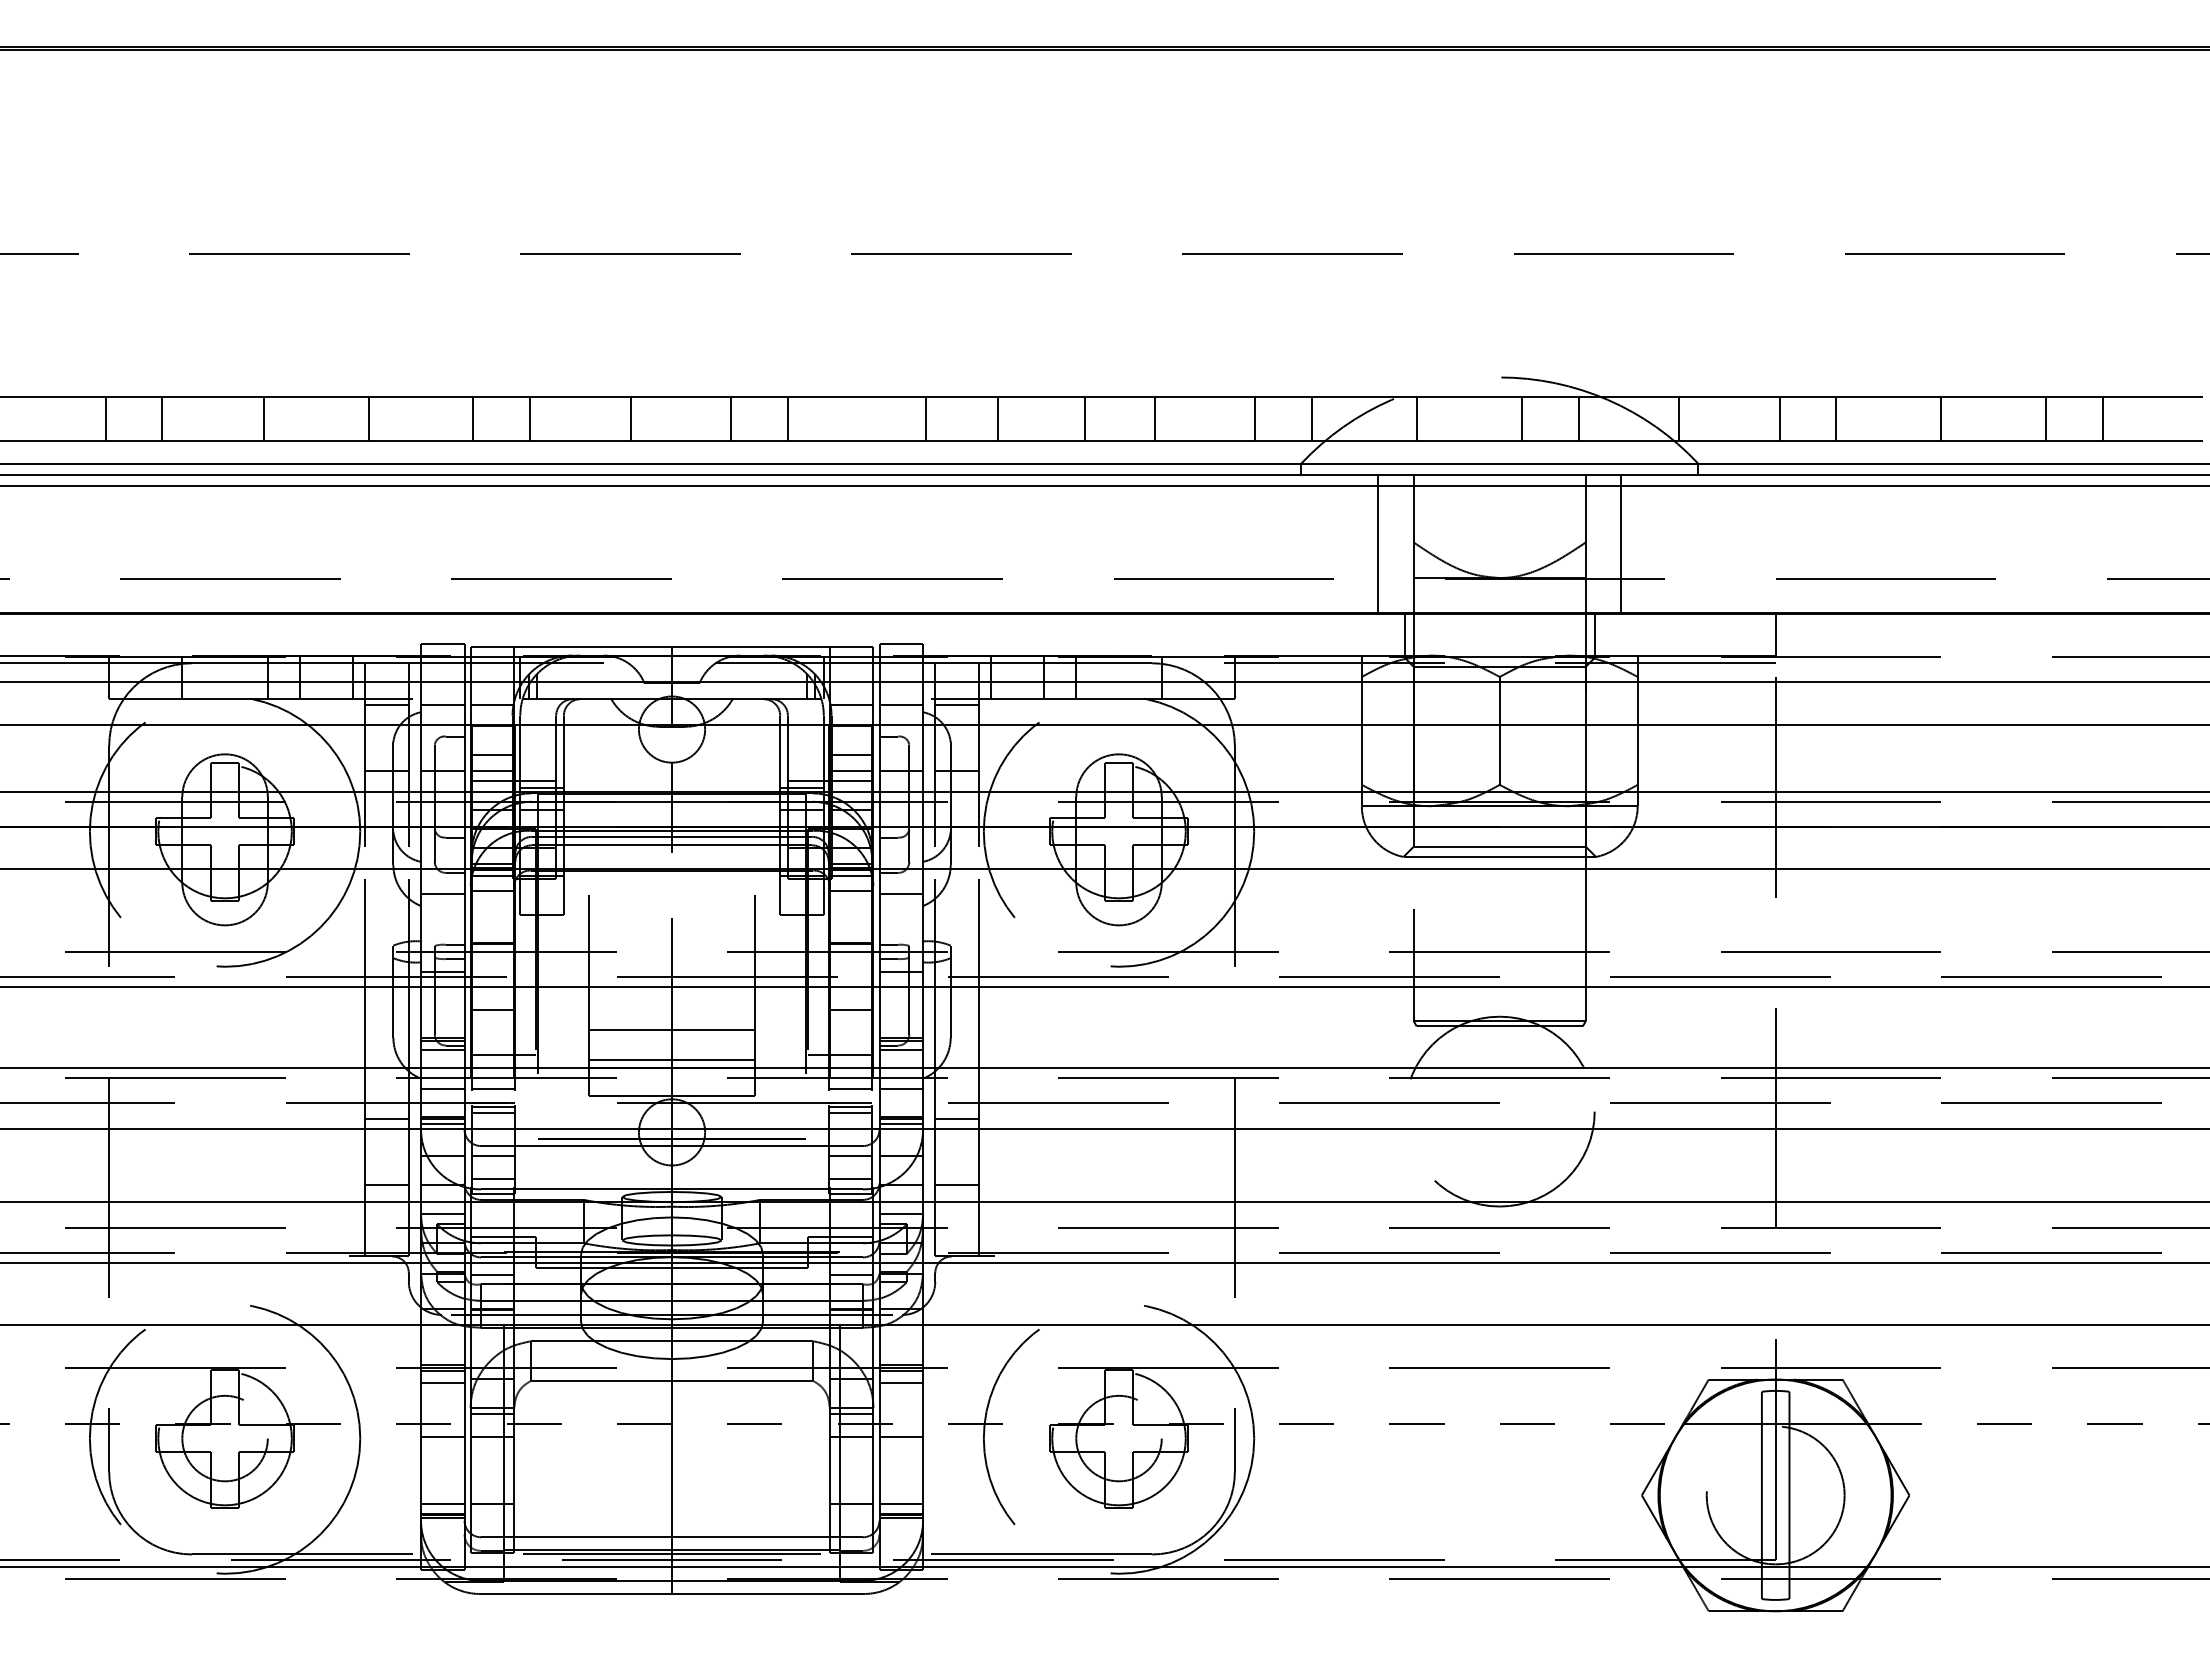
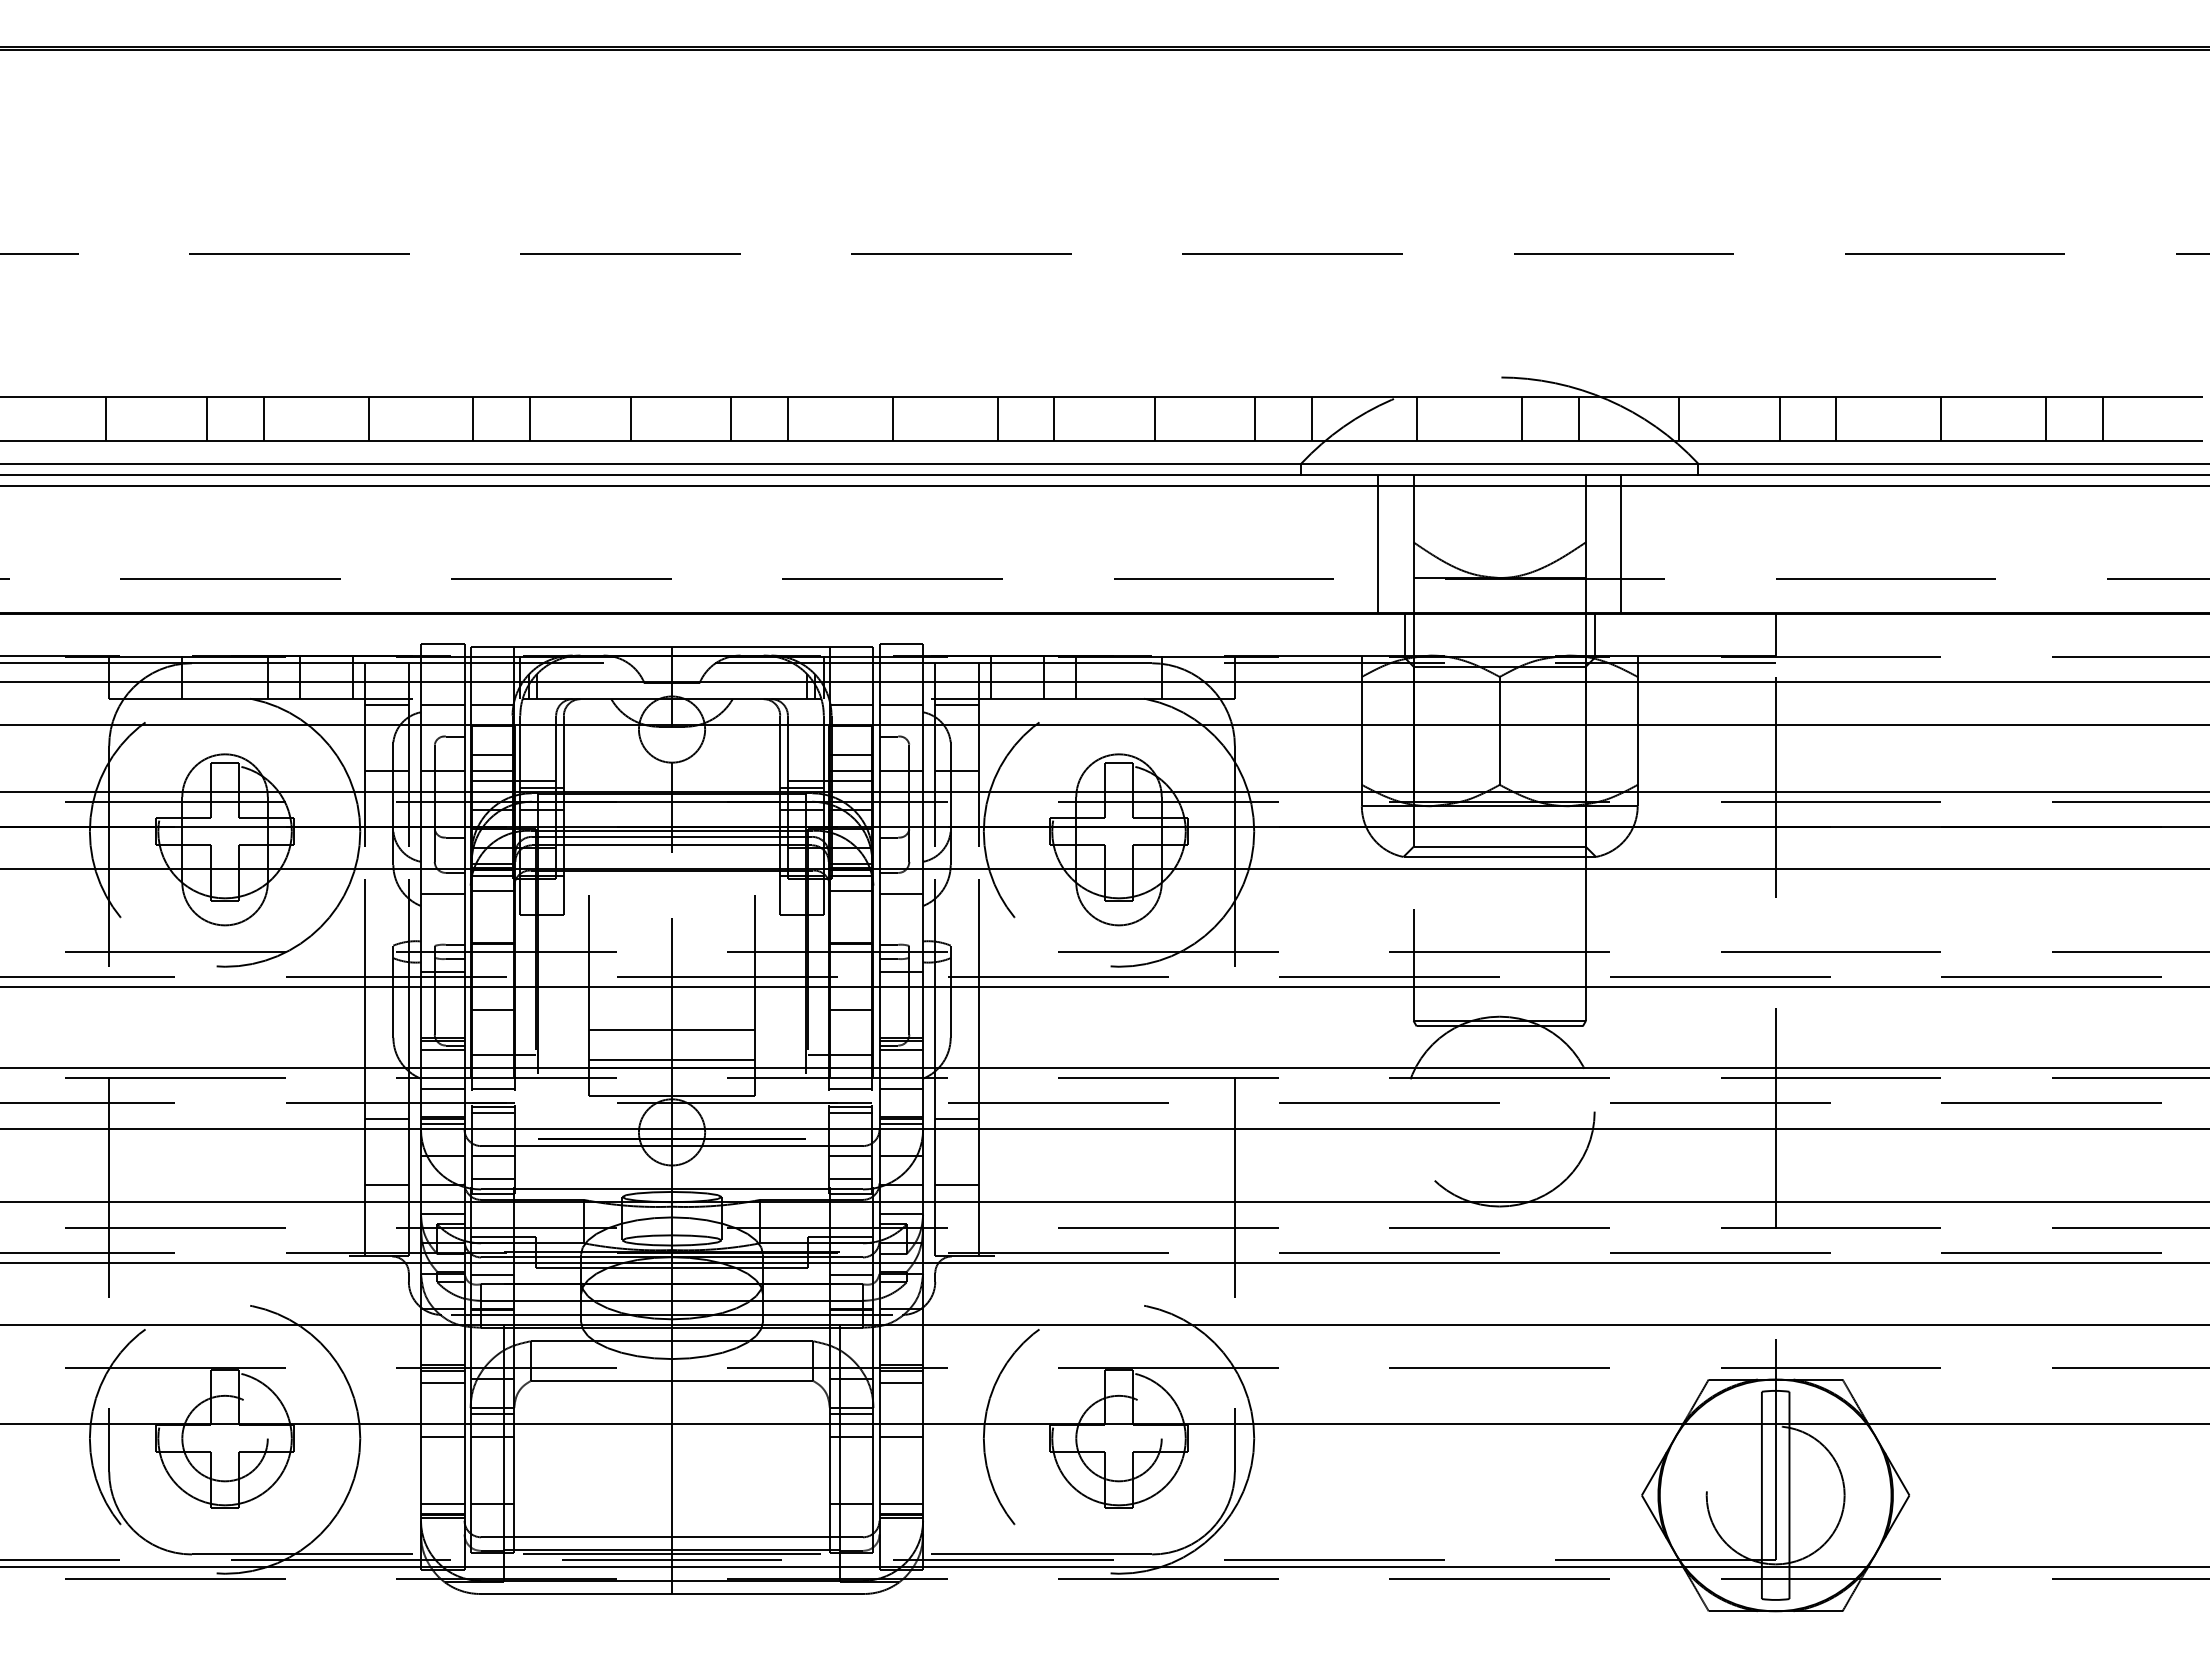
line position: (161, 419) -> (206, 419) (206, 419)
line position: (925, 419) -> (892, 419) (892, 419)
line position: (1085, 419) -> (1054, 419) (1054, 419)
line: dashed -> solid (842, 1423)
line: dashed -> solid (2038, 1423)
